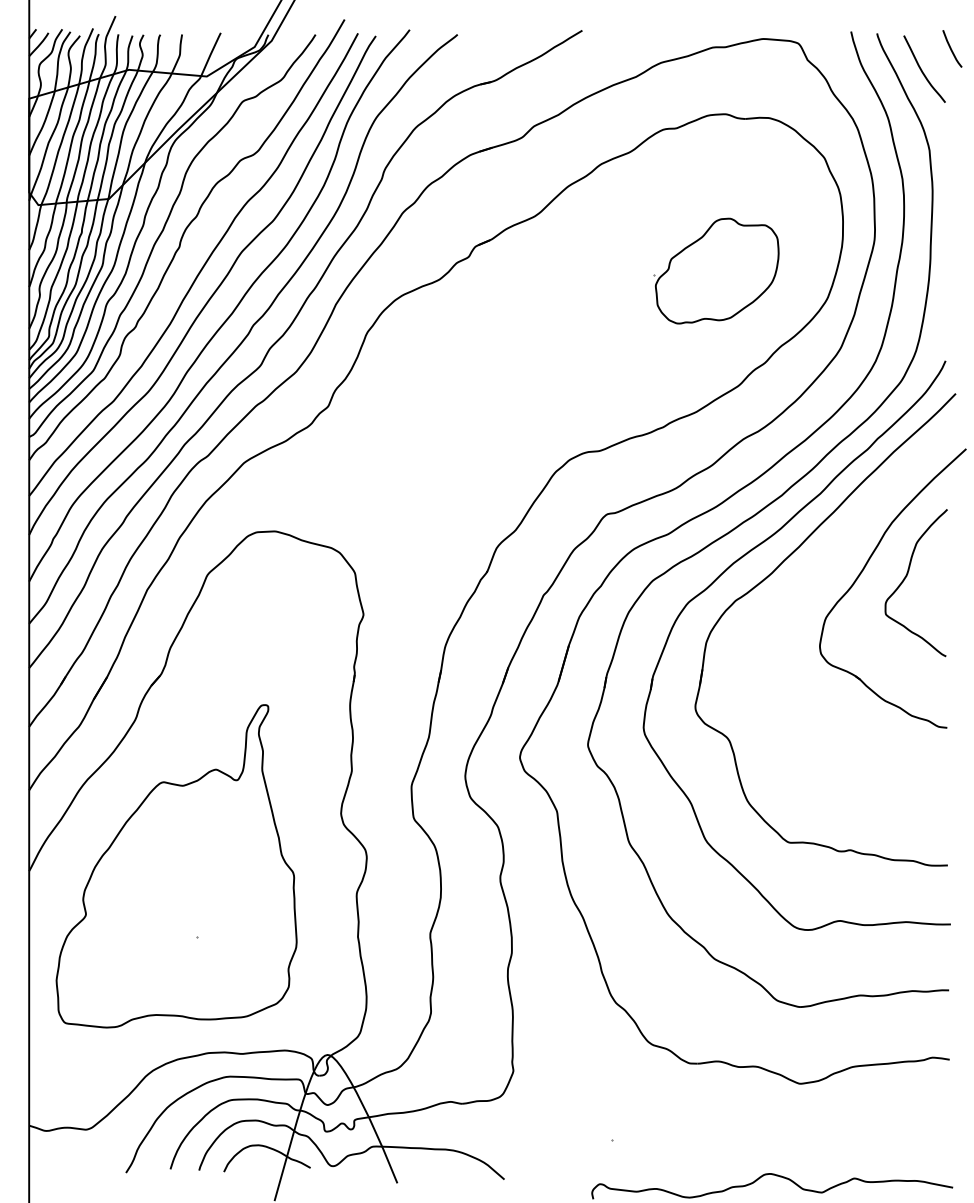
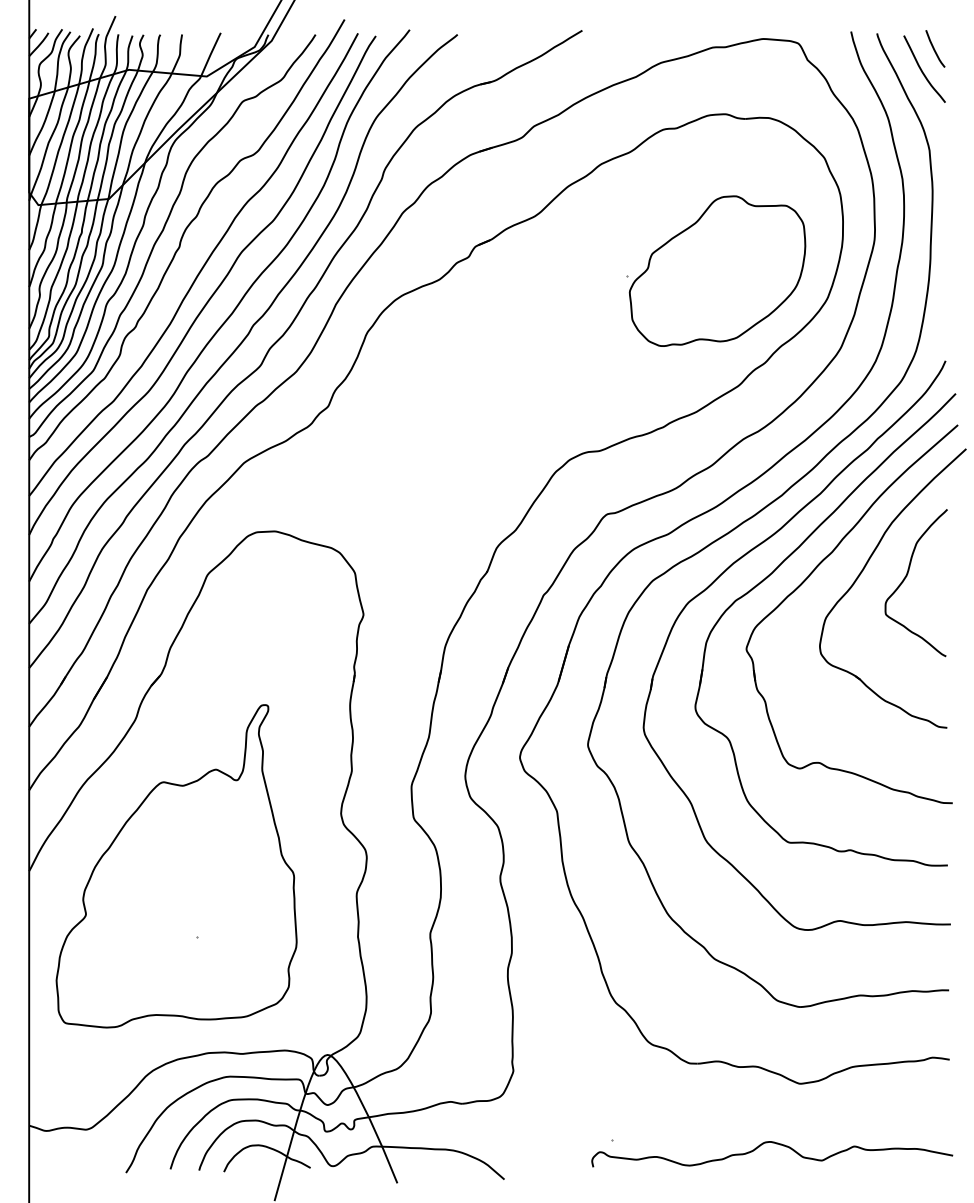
curve position: (951, 48) -> (934, 48) (934, 48)
part size: 127x108 px -> 181x152 px (716, 270)
part: none -> present (808, 578)
curve position: (776, 1176) -> (776, 1144) (776, 1144)
